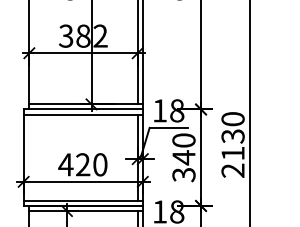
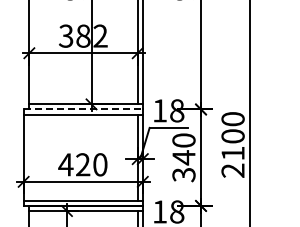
line: solid -> dashed (83, 109)
text: 2130 -> 2100 (232, 136)
